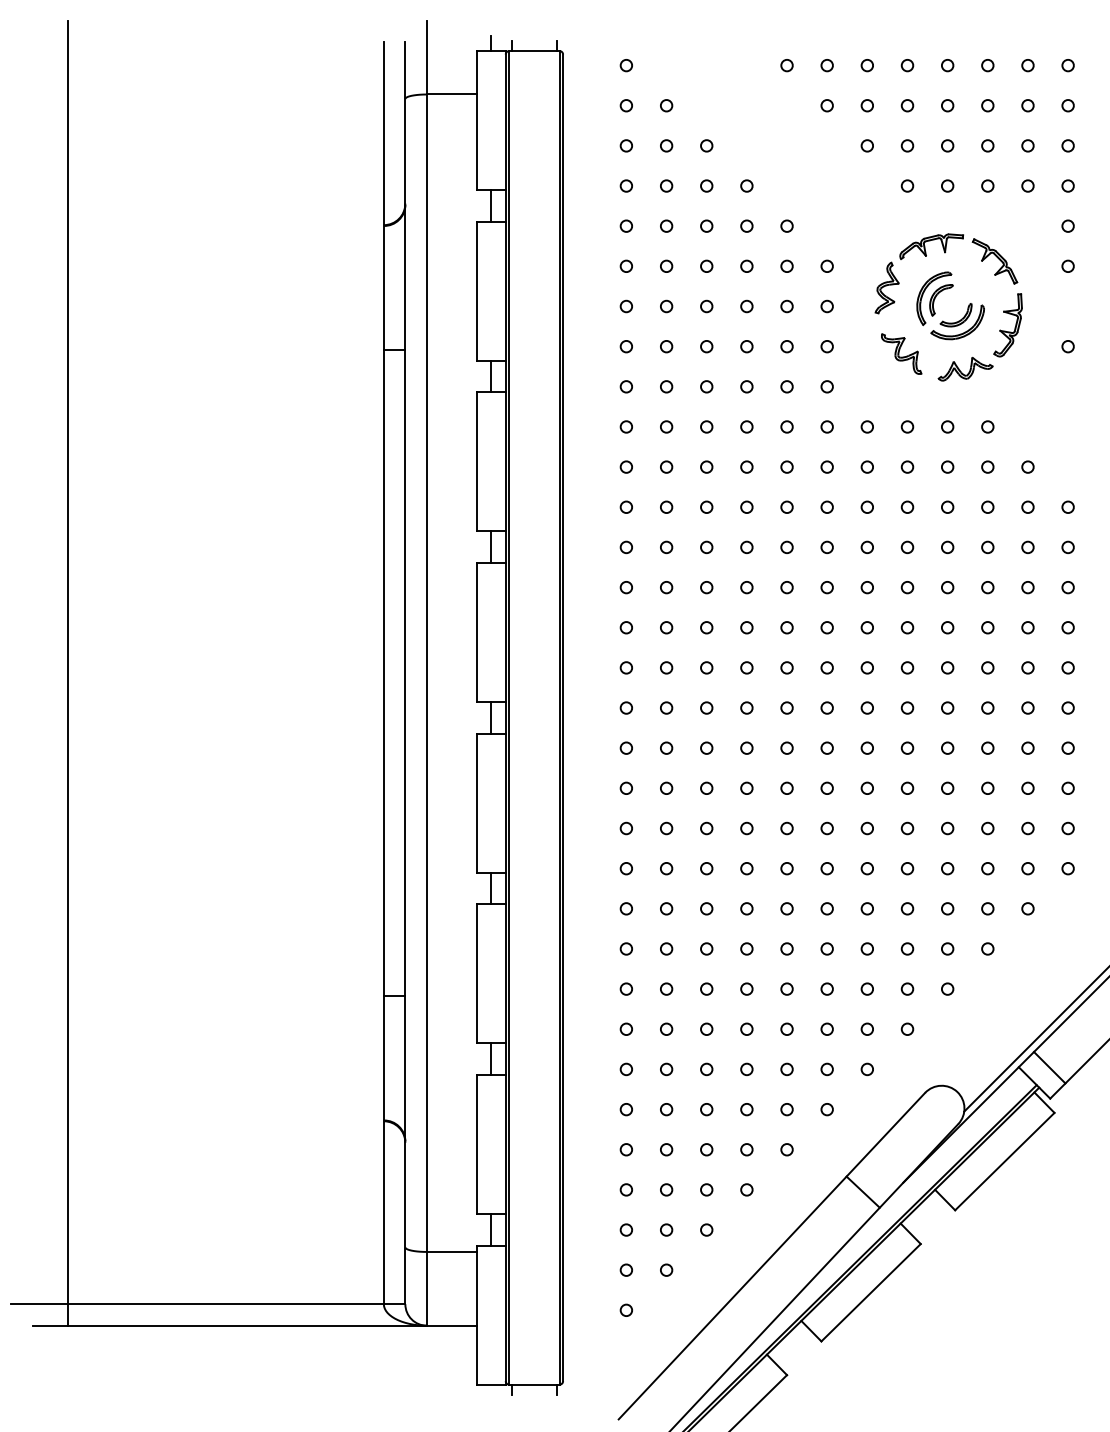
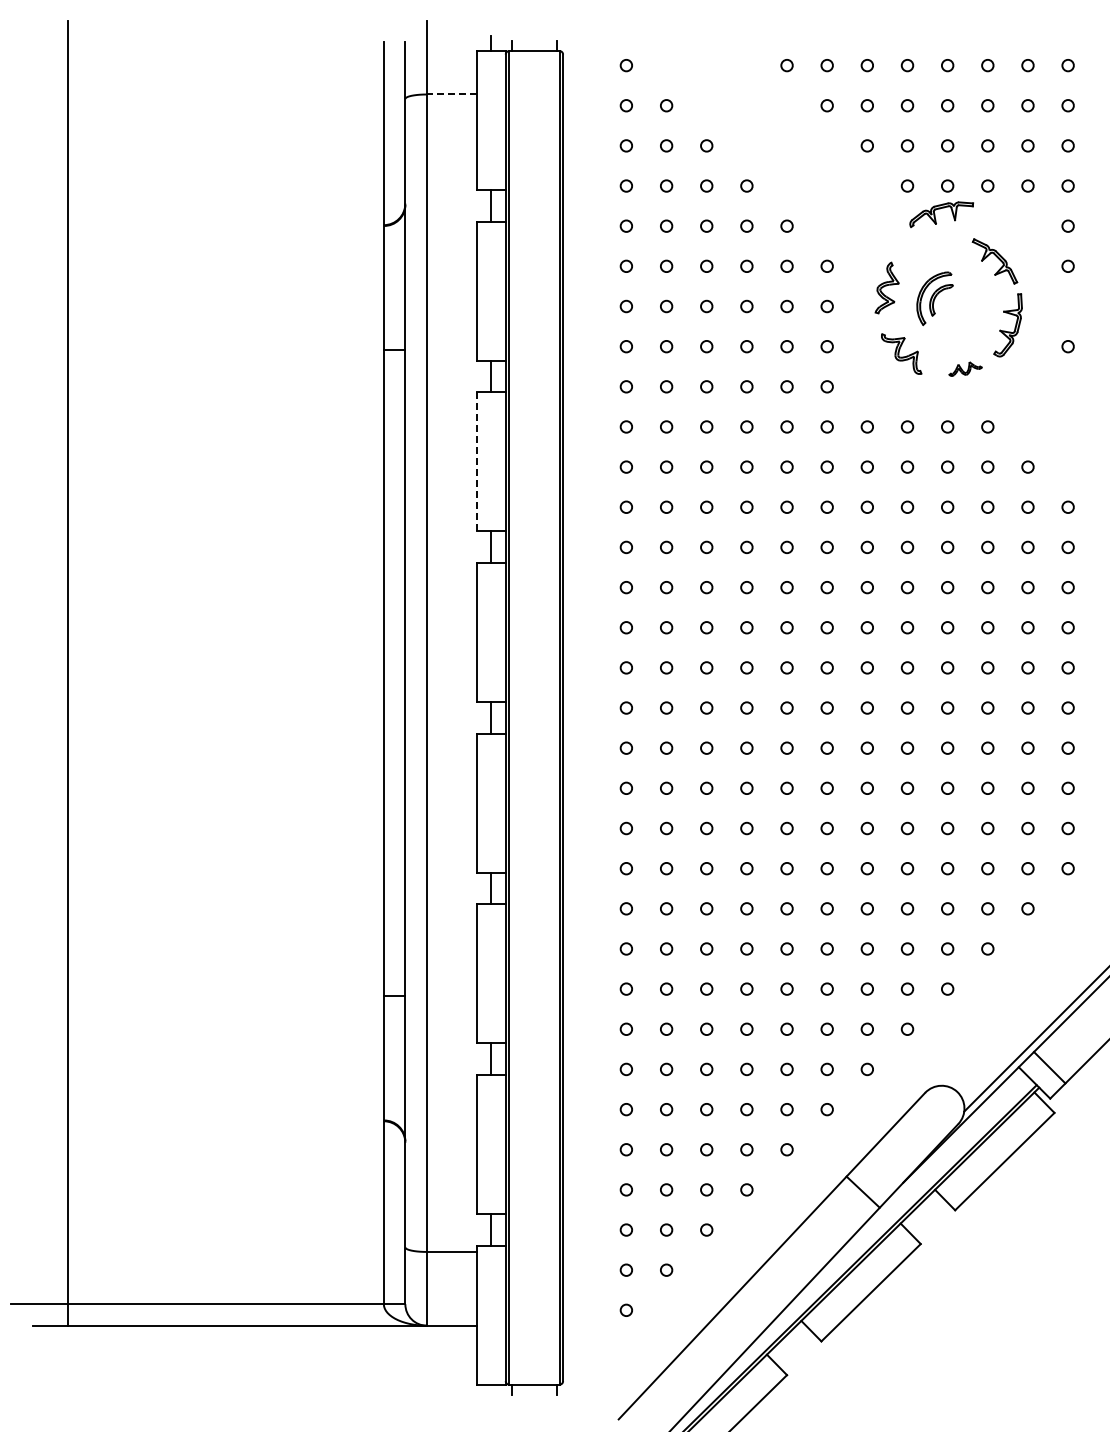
line: solid -> dashed (451, 94)
part position: (931, 246) -> (941, 214) (941, 214)
part: present -> none (957, 321)
part size: 57x26 px -> 35x16 px (965, 368)
line: solid -> dashed (477, 461)
